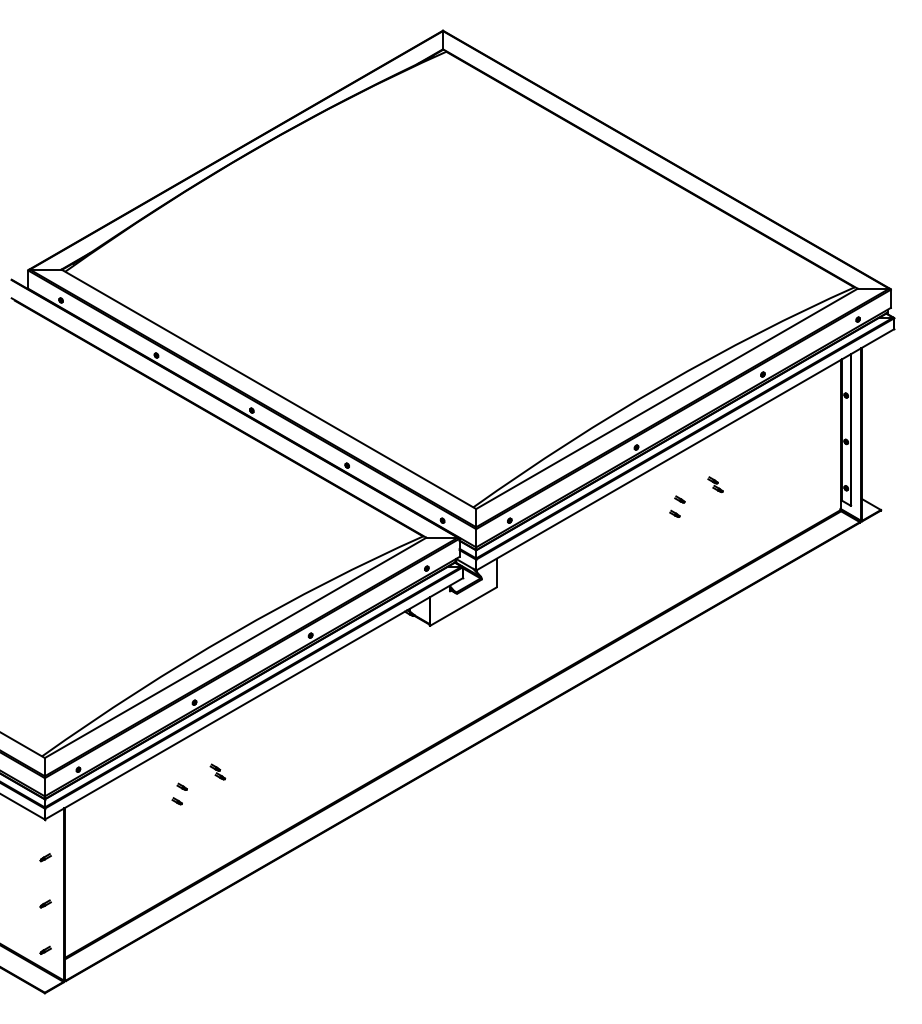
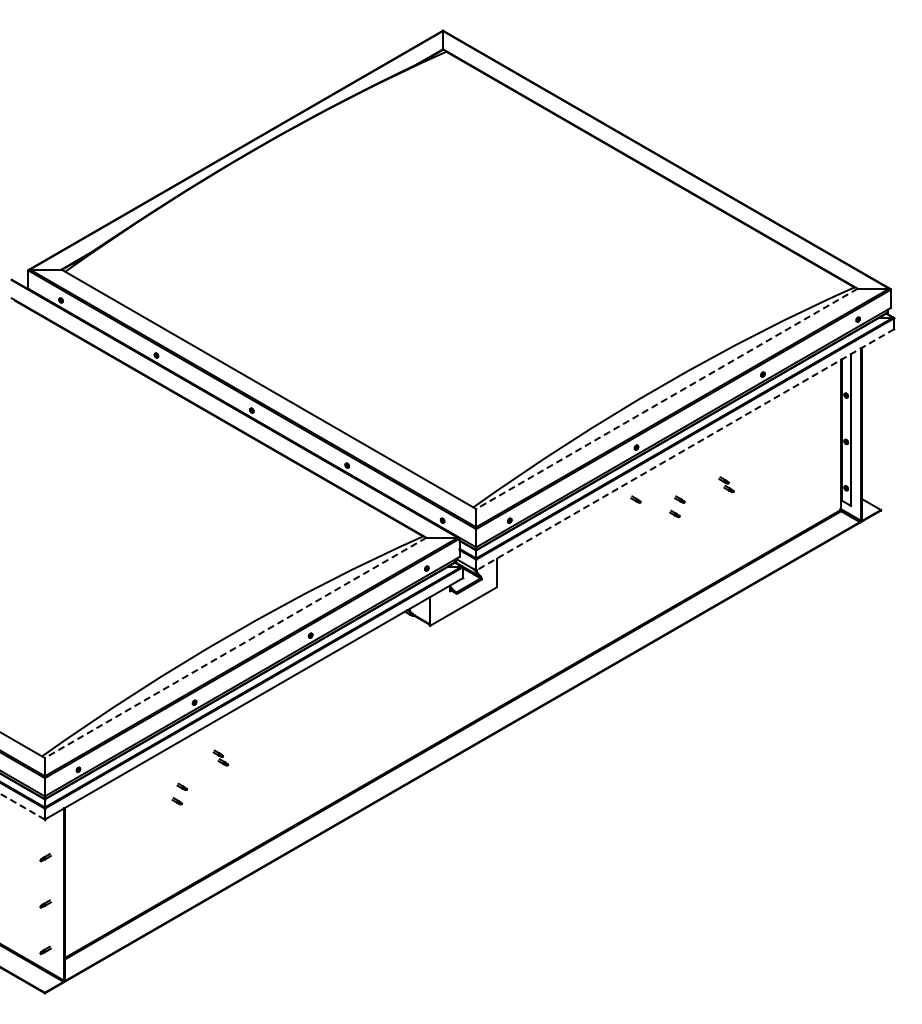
line: solid -> dashed (666, 399)
line: solid -> dashed (684, 450)
part position: (715, 484) -> (726, 484) (726, 484)
part: none -> present (635, 499)
line: solid -> dashed (235, 648)
part position: (217, 771) -> (220, 757) (220, 757)
line: solid -> dashed (22, 806)
